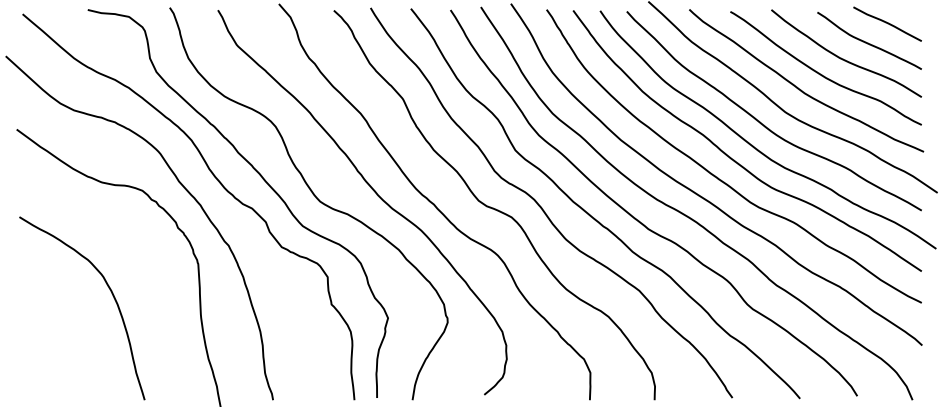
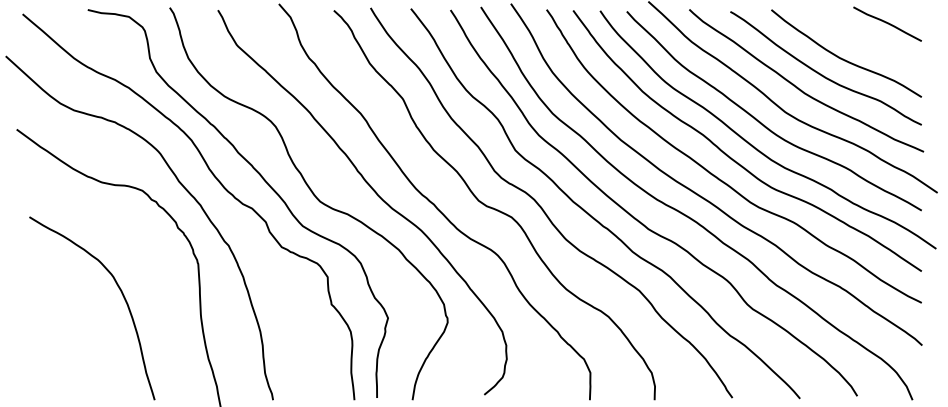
curve: present -> none (868, 42)
curve position: (112, 296) -> (122, 296) (122, 296)
